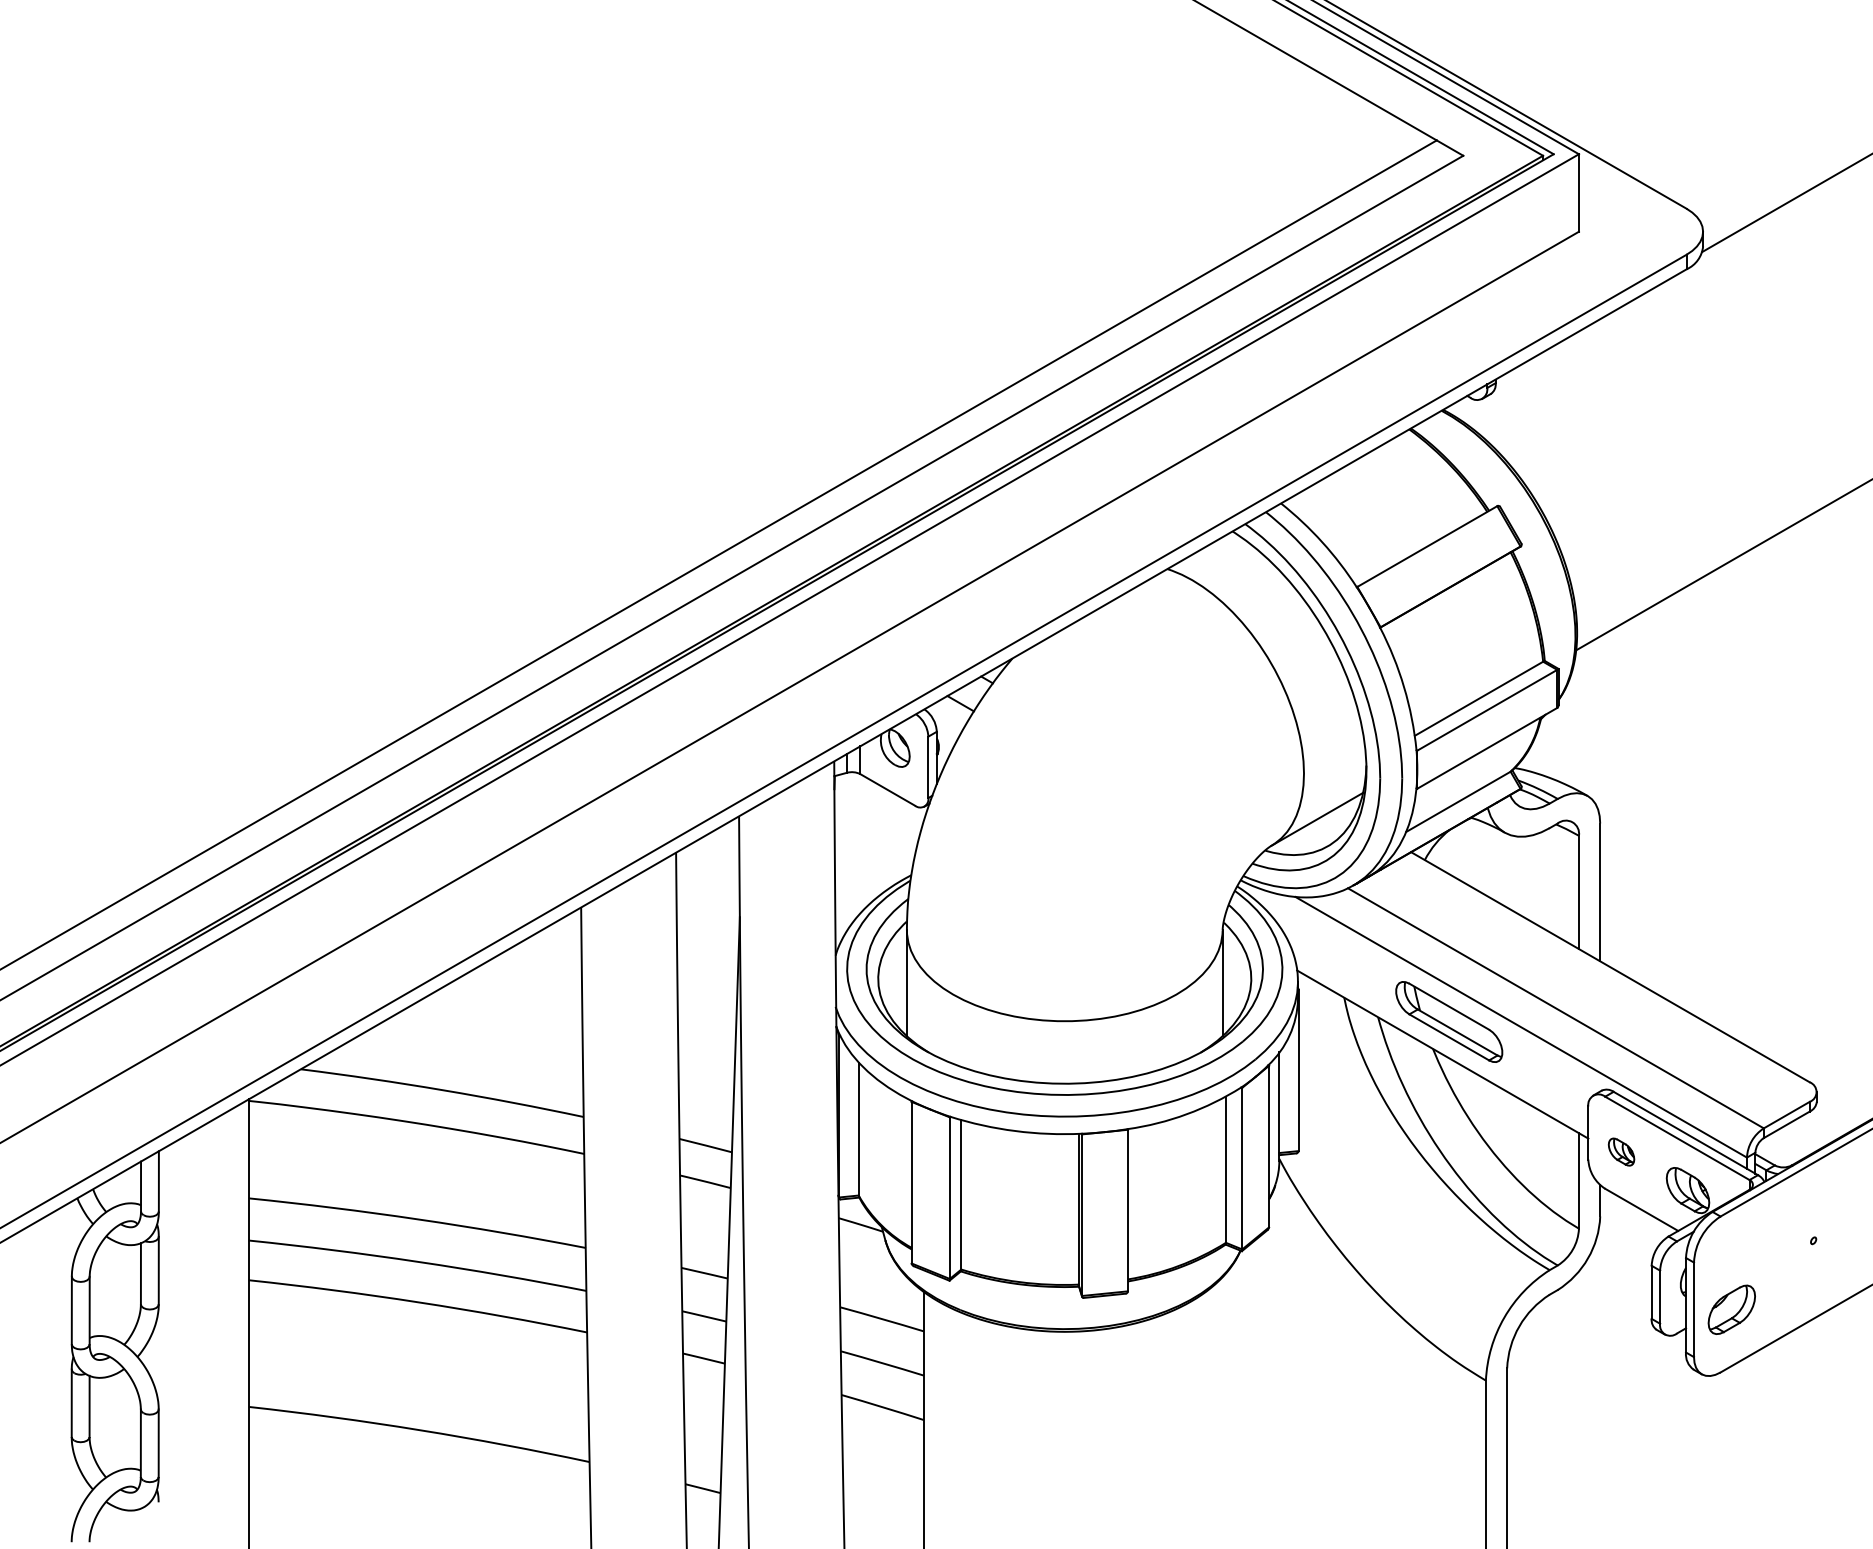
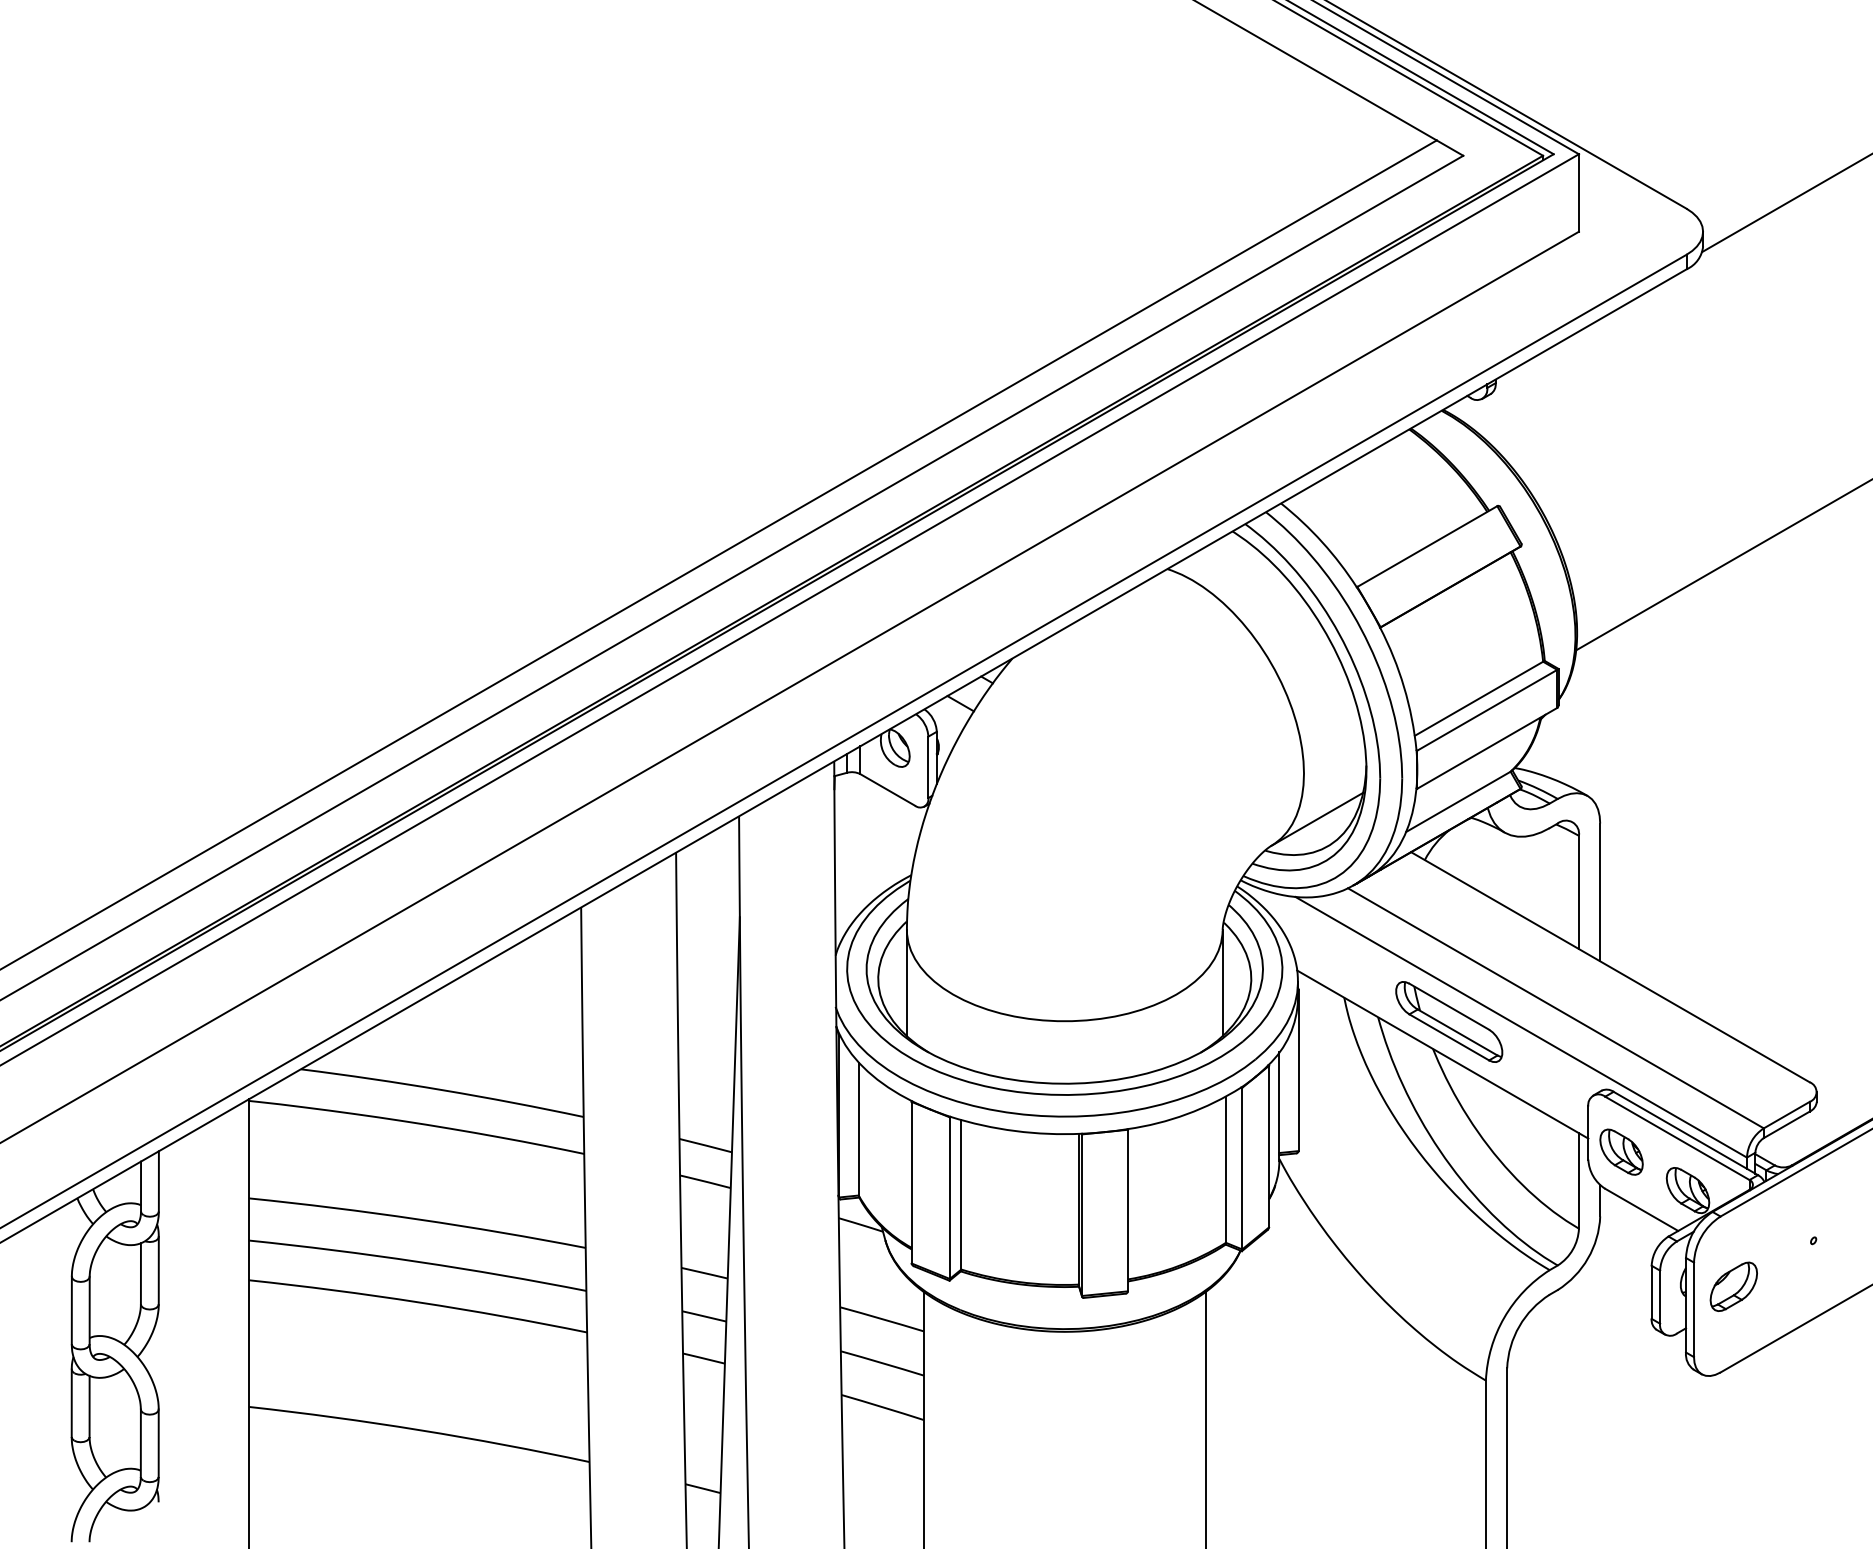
part size: 29x30 px -> 45x48 px (1621, 1151)
part position: (1731, 1309) -> (1733, 1286) (1733, 1286)
line: none -> present (1205, 1418)
